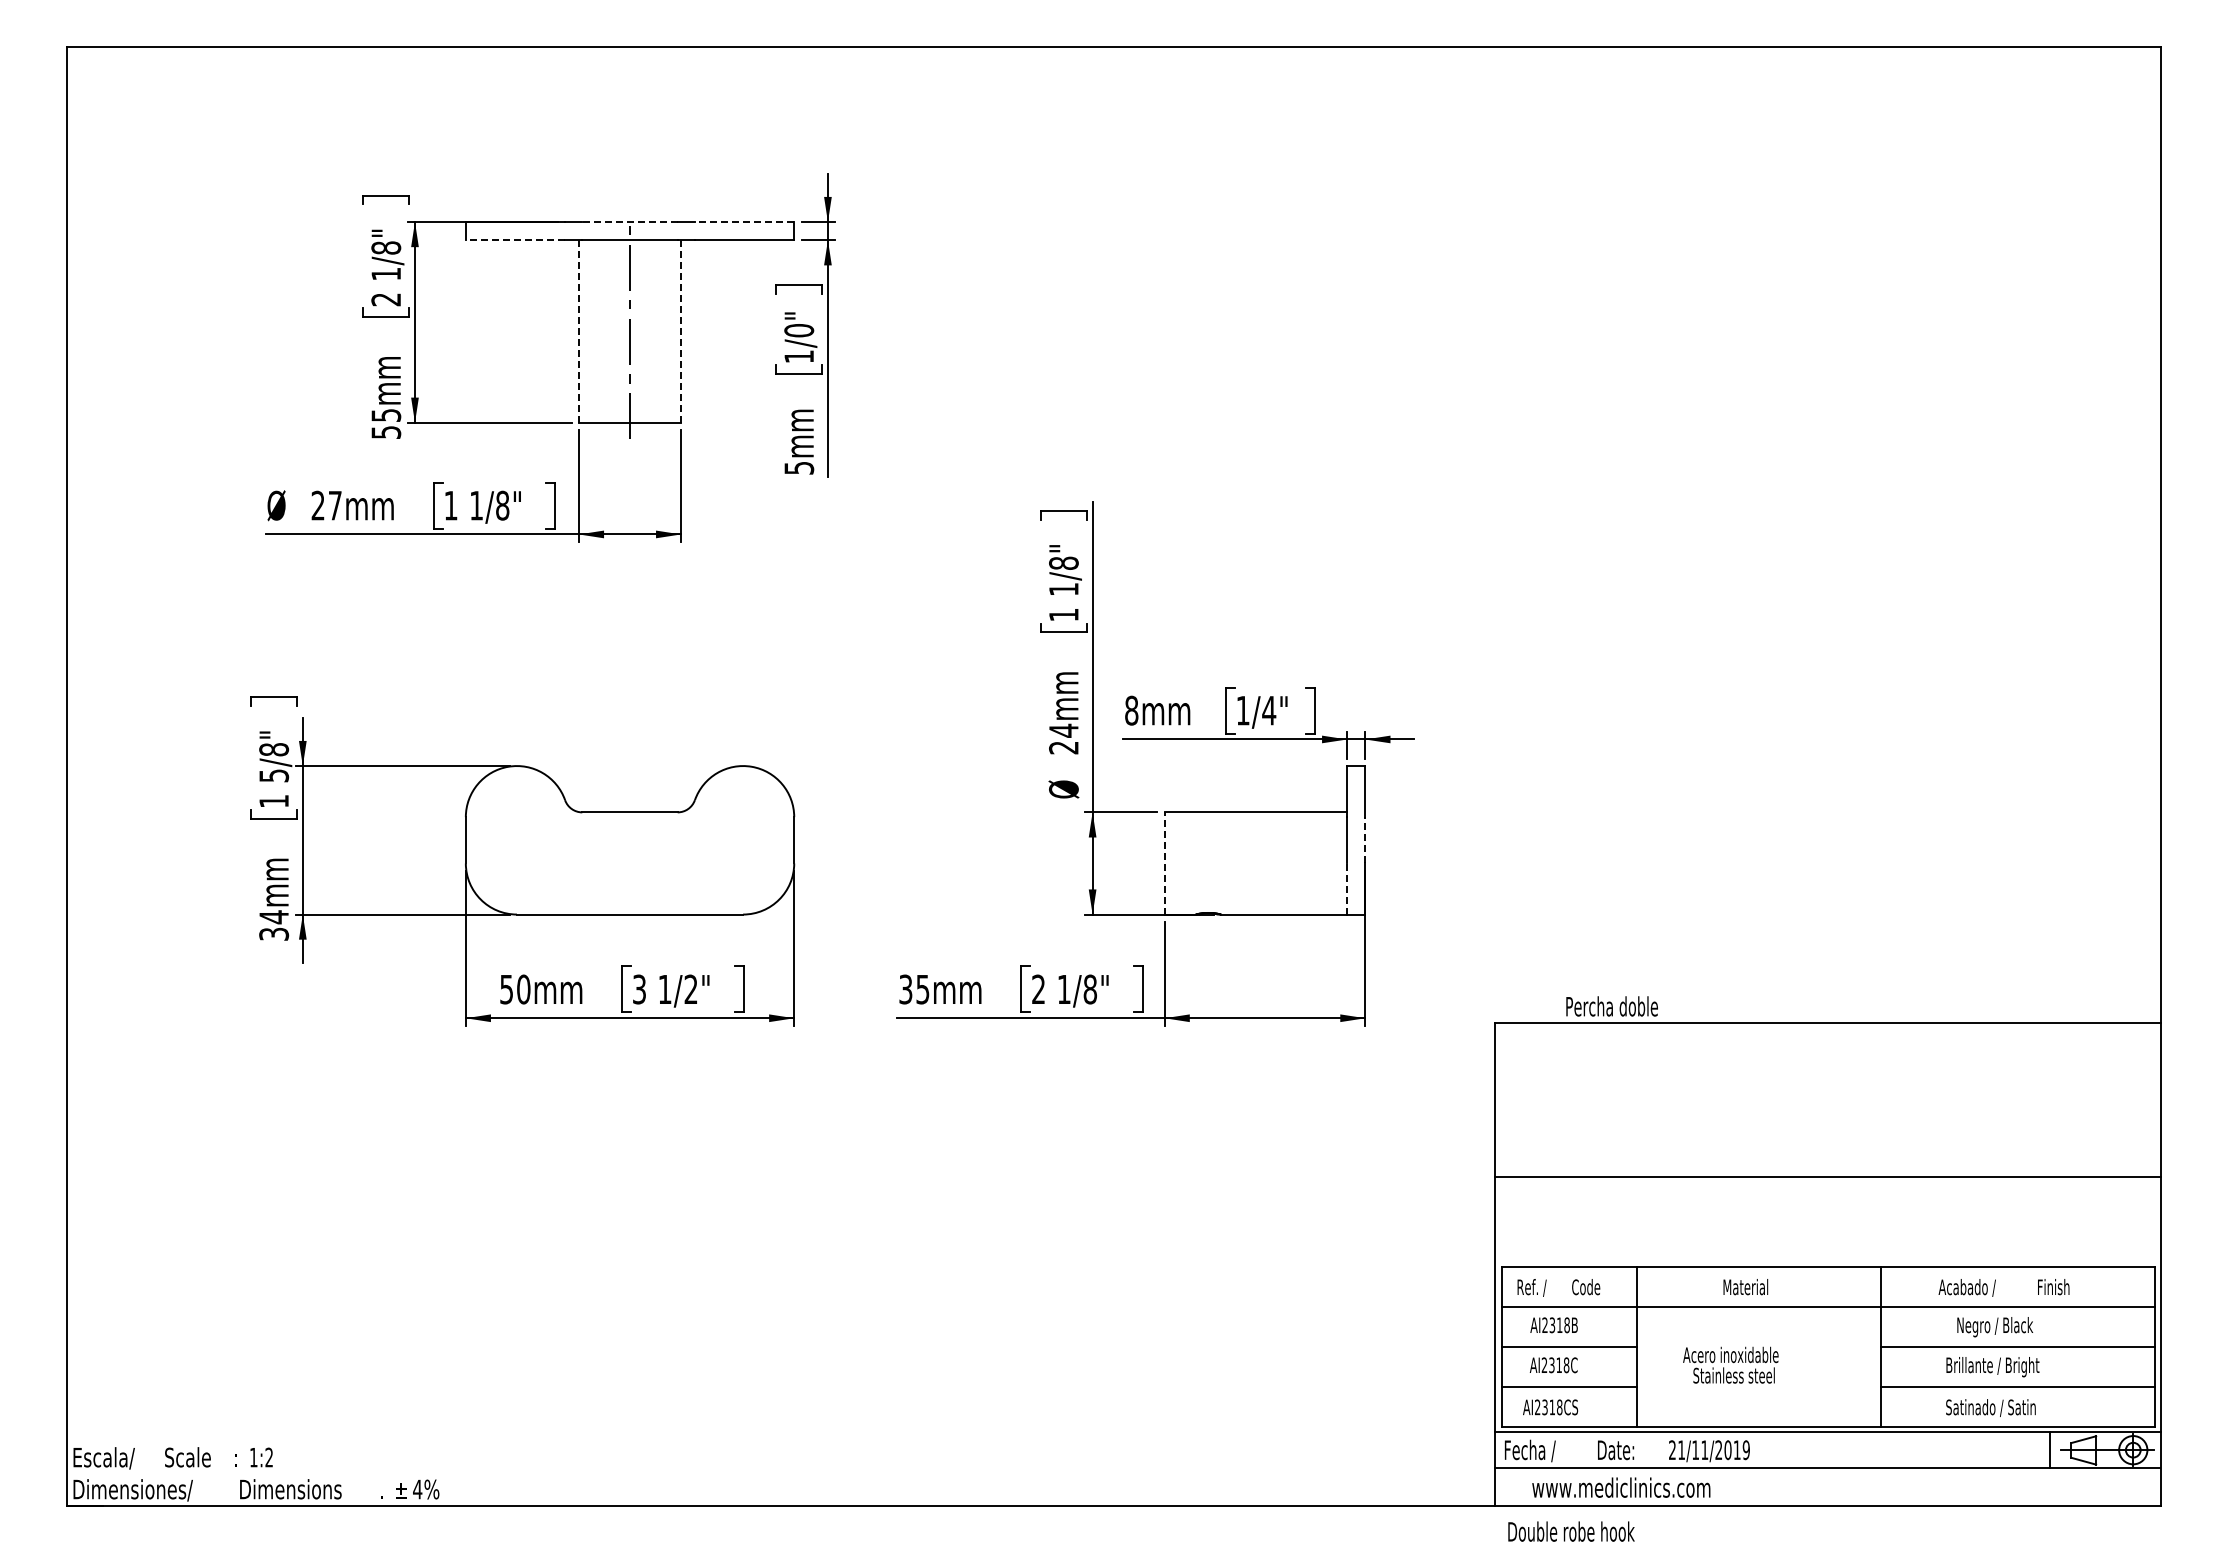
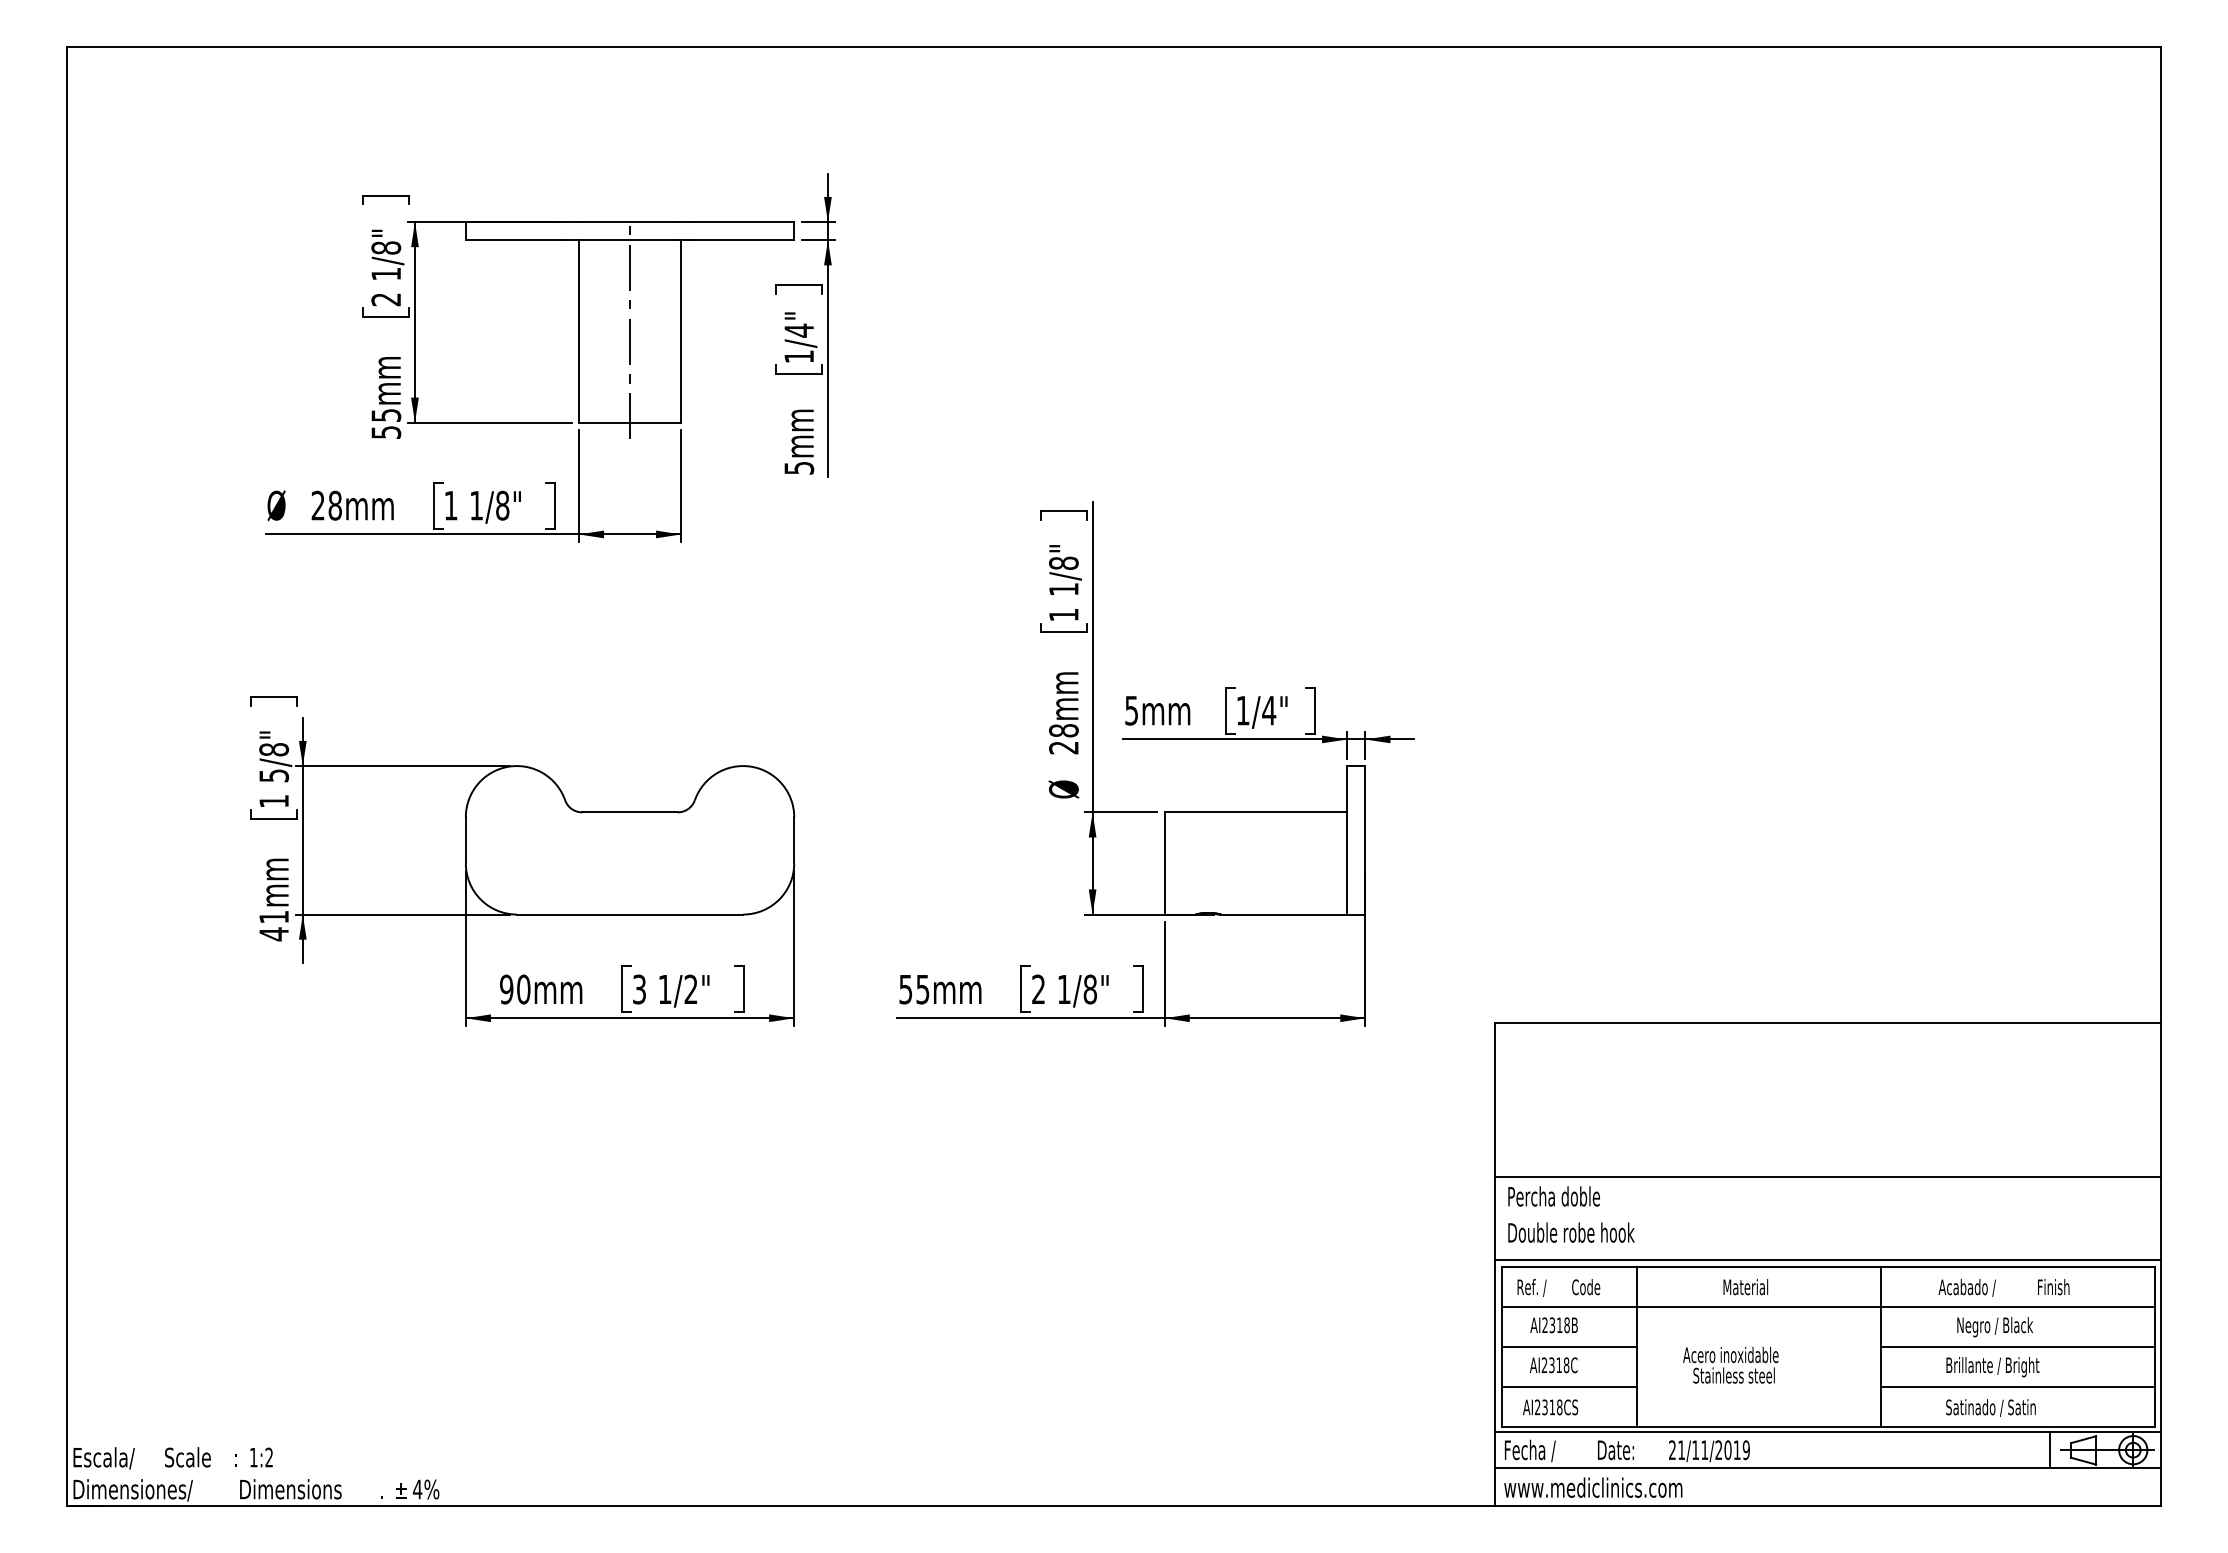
line: dashed -> solid (630, 222)
line: dashed -> solid (744, 222)
line: dashed -> solid (515, 240)
text: 1/0" -> 1/4" (799, 330)
line: dashed -> solid (578, 331)
line: dashed -> solid (681, 332)
text: 27mm -> 28mm (334, 505)
text: 8mm -> 5mm (1131, 710)
text: 24mm -> 28mm (1063, 730)
line: dashed -> solid (1365, 839)
line: dashed -> solid (1164, 862)
line: dashed -> solid (1347, 889)
text: 34mm -> 41mm (274, 925)
text: 35mm -> 55mm (906, 988)
text: 50mm -> 90mm (506, 989)
text position: (1611, 1006) -> (1553, 1196) (1553, 1196)
line: none -> present (1827, 1259)
text position: (1621, 1487) -> (1593, 1487) (1593, 1487)
text position: (1571, 1531) -> (1571, 1232) (1571, 1232)
